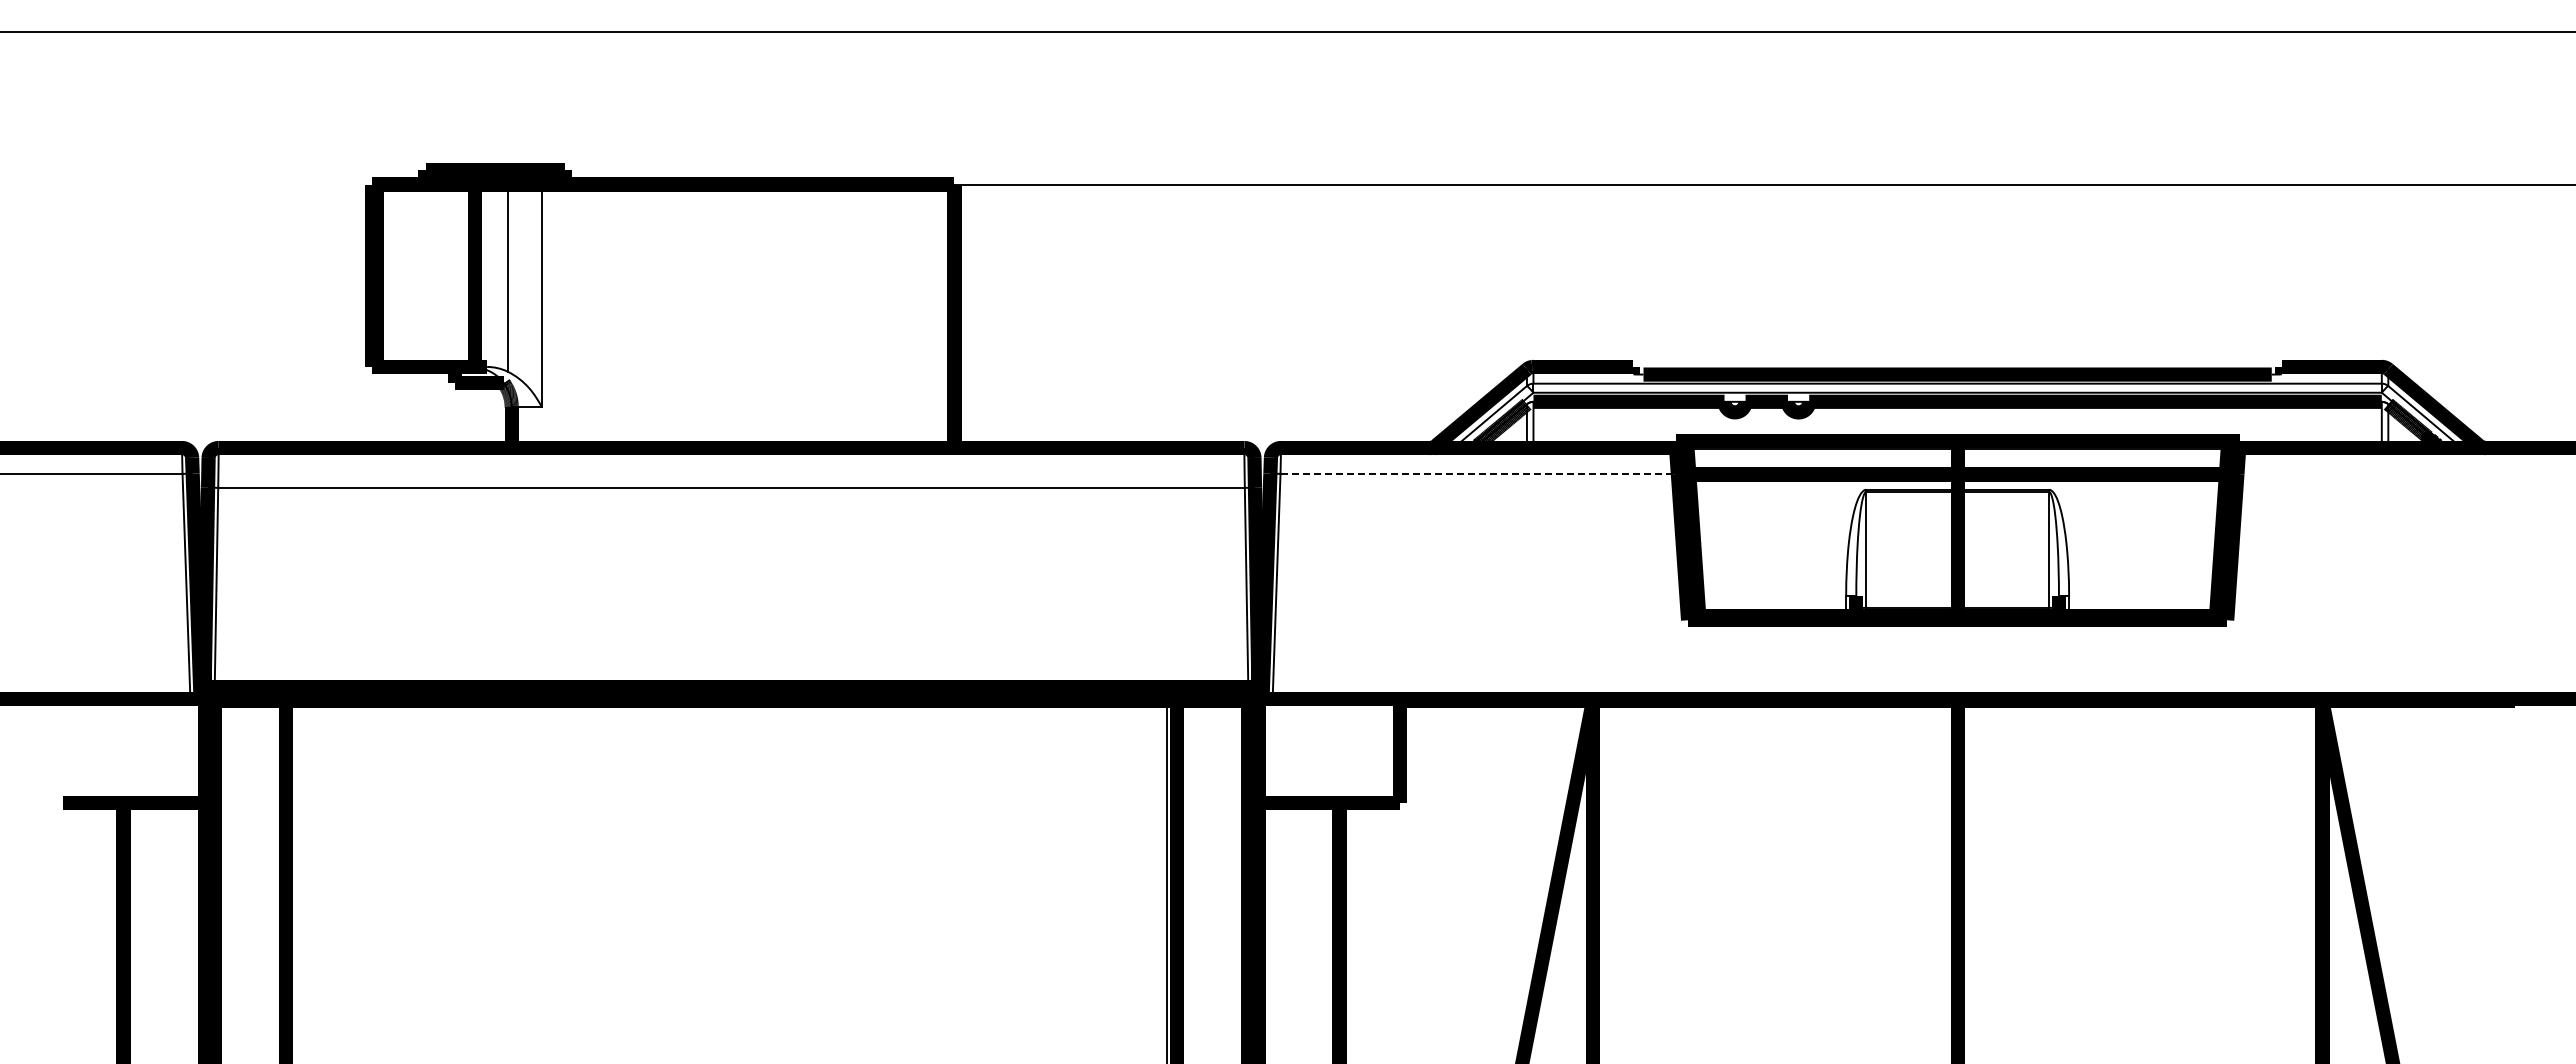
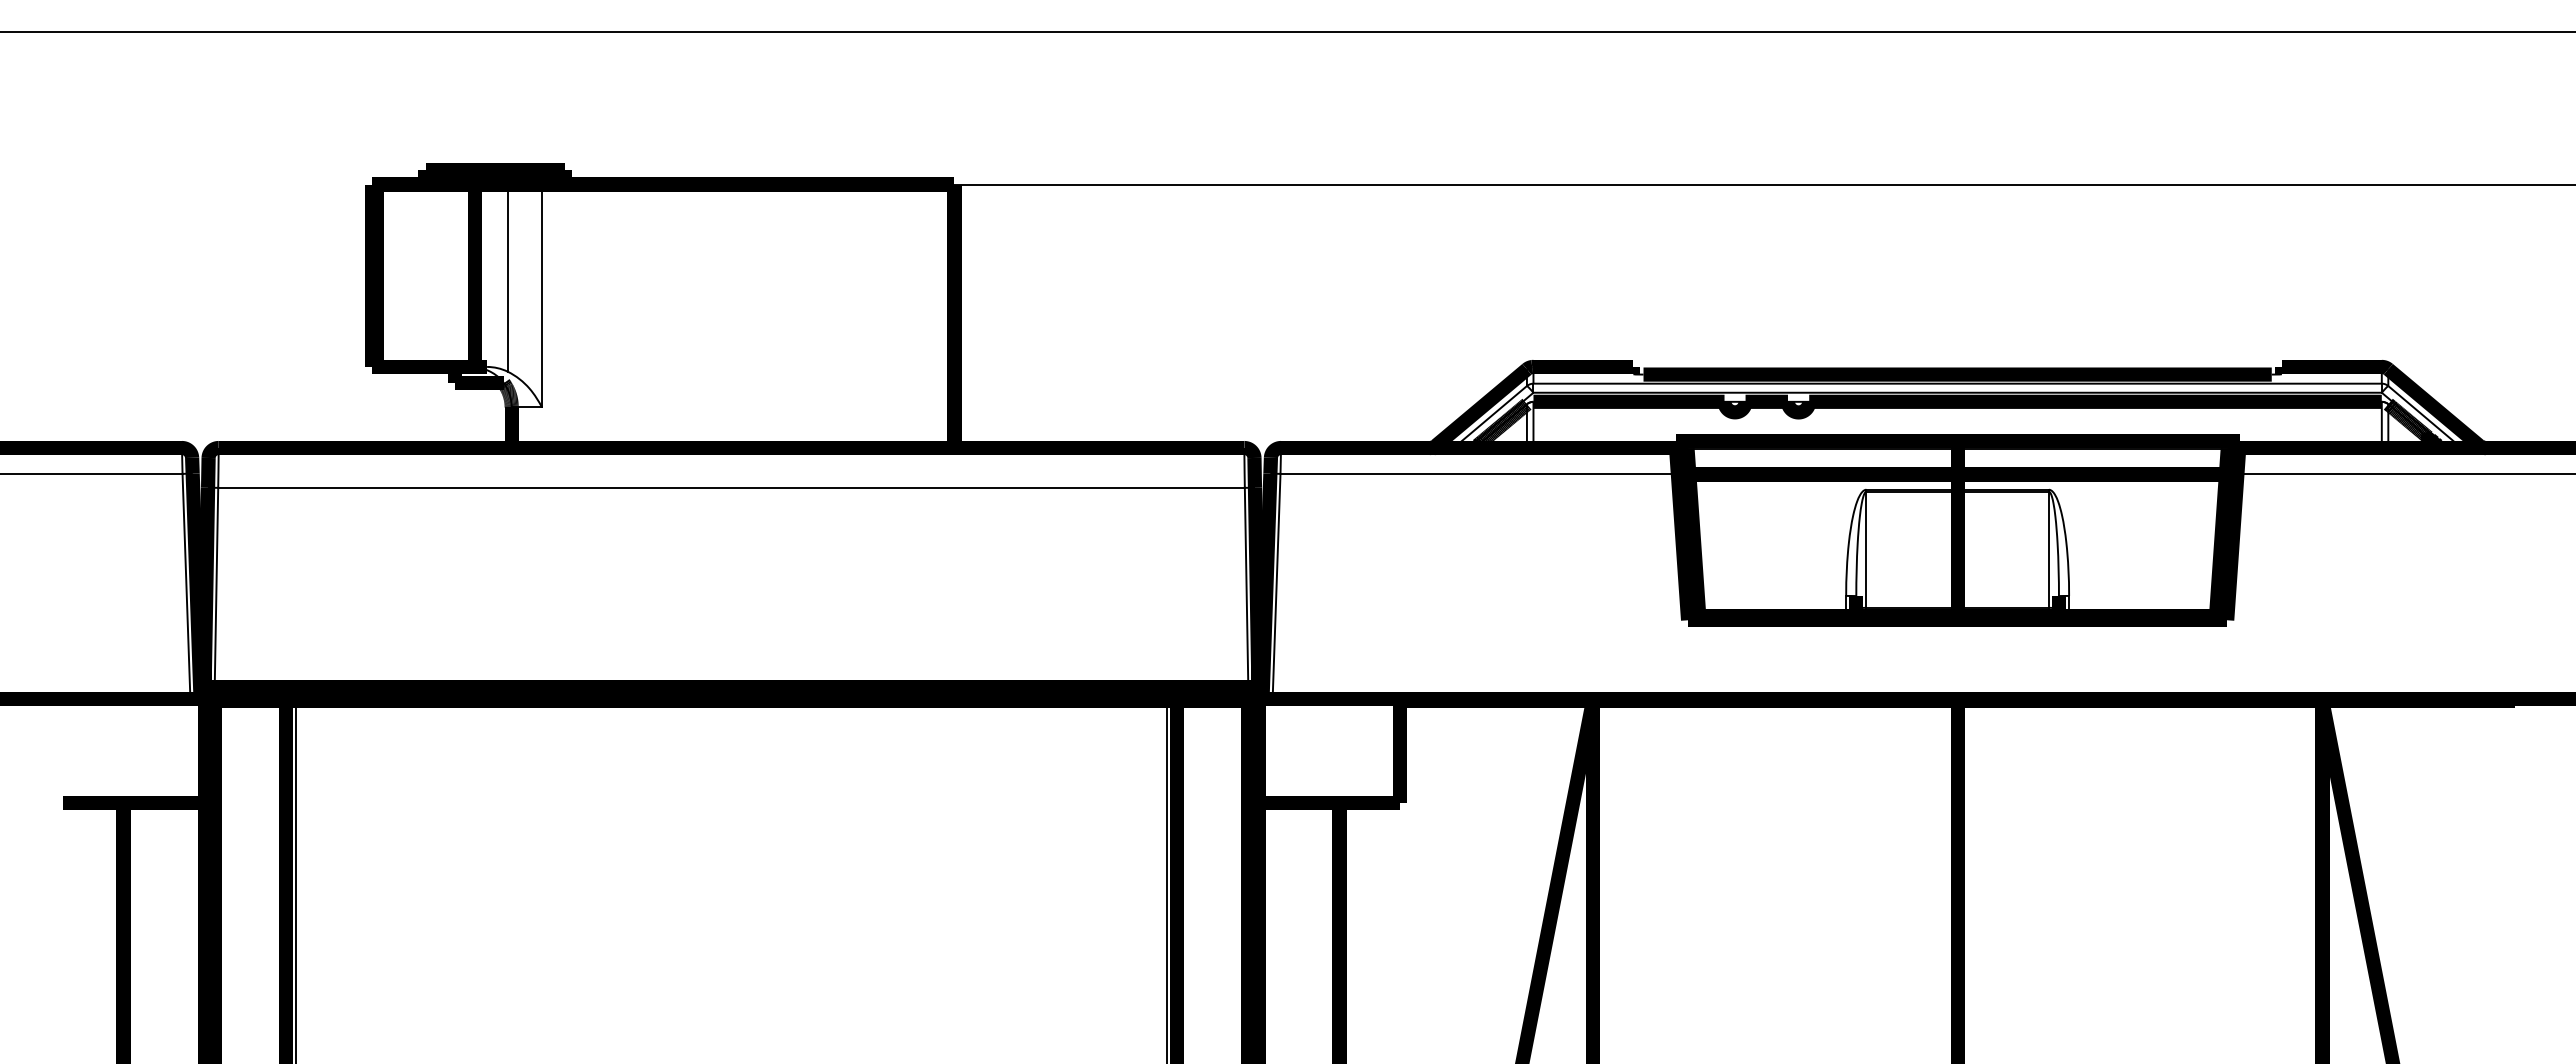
line: dashed -> solid (1479, 473)
line: none -> present (2404, 473)
line: none -> present (295, 880)
